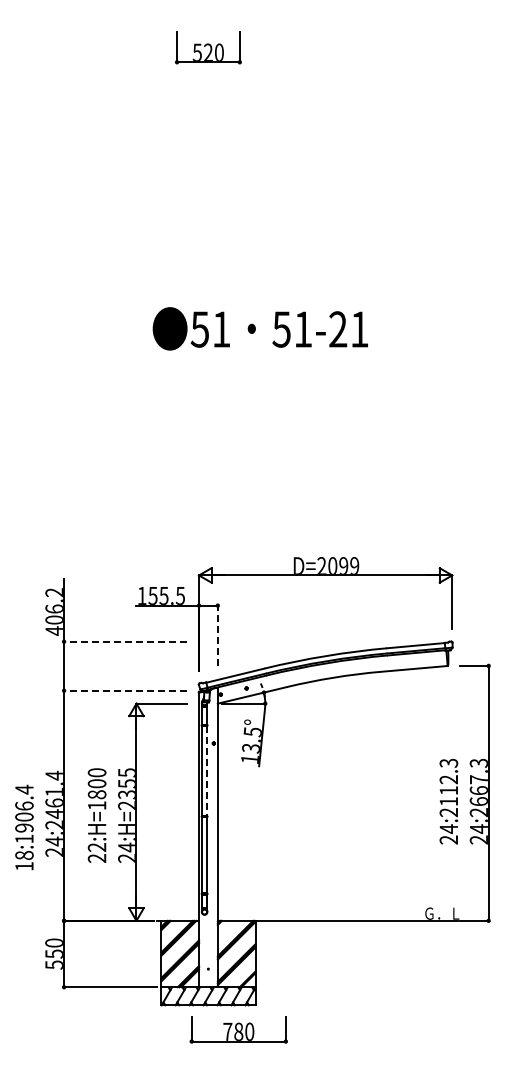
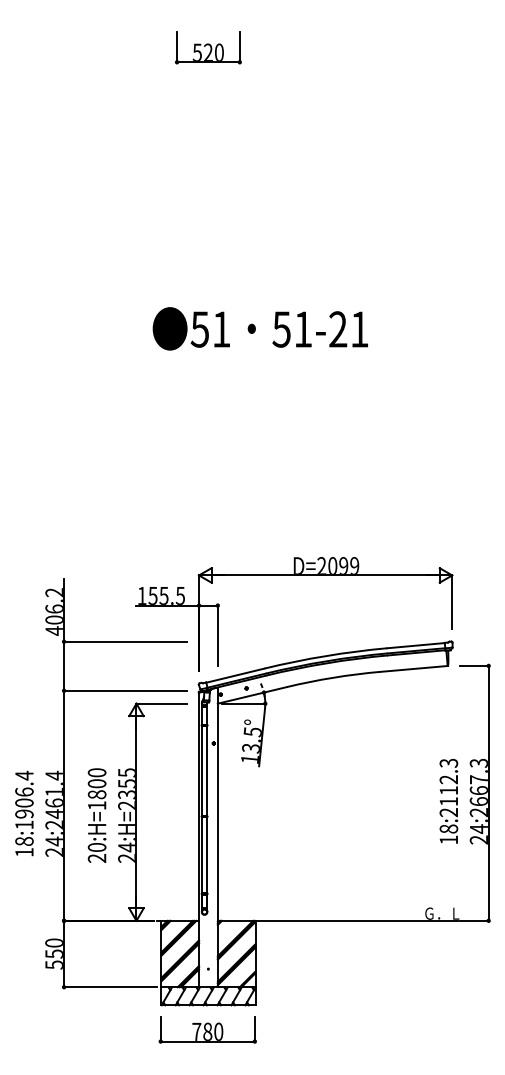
line: dashed -> solid (217, 635)
line: dashed -> solid (125, 641)
line: dashed -> solid (125, 690)
line: dashed -> solid (207, 771)
text position: (24, 827) -> (24, 813) (24, 813)
text: 24:2112.3 -> 18:2112.3 (448, 834)
text: 22:H=1800 -> 20:H=1800 (97, 847)
part position: (238, 1029) -> (207, 1029) (207, 1029)
